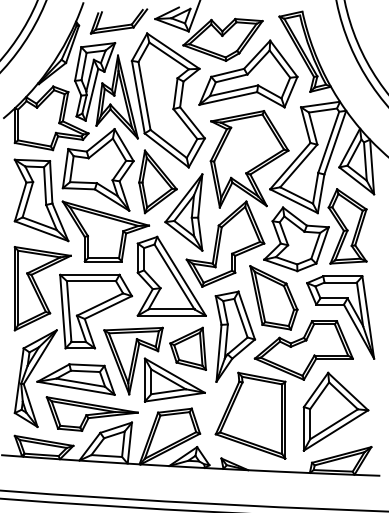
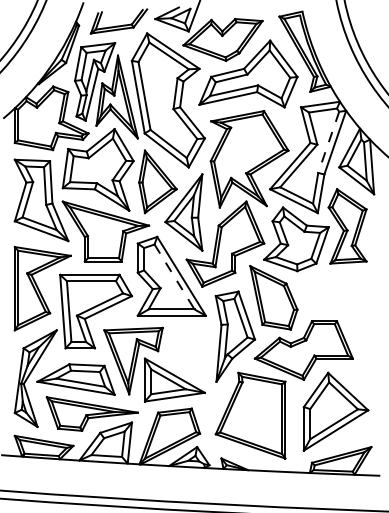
line: solid -> dashed (328, 142)
line: solid -> dashed (174, 277)
part: present -> none (347, 313)
part: present -> none (187, 348)
